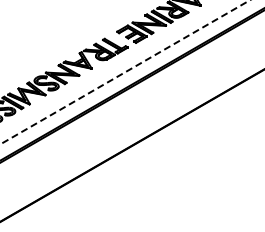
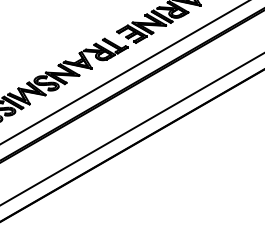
line: dashed -> solid (125, 71)
line: none -> present (131, 129)
